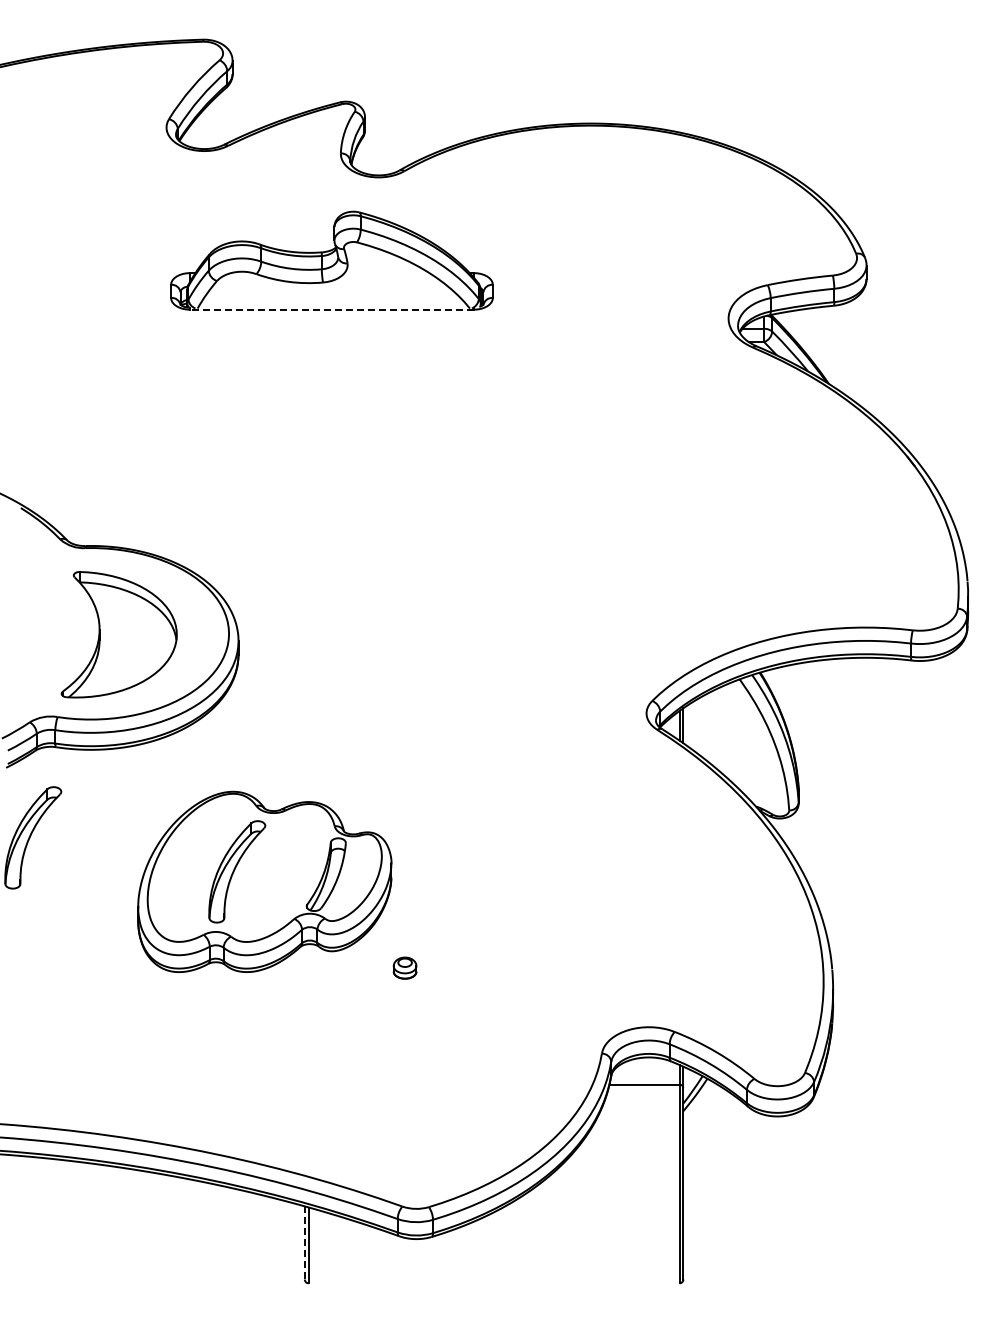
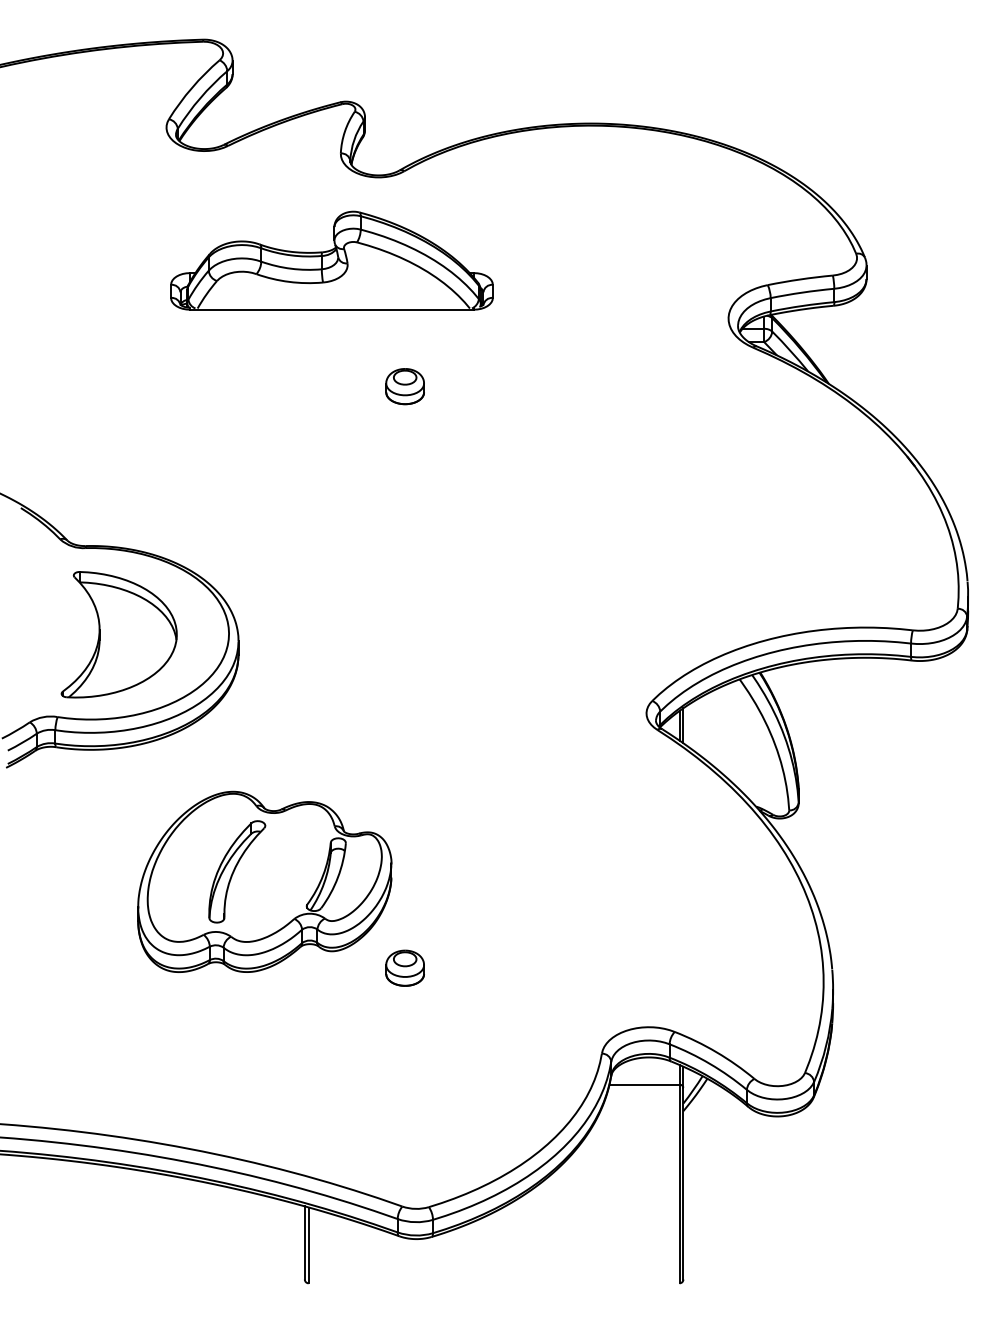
line: dashed -> solid (331, 309)
part: none -> present (404, 386)
part: present -> none (33, 837)
part size: 26x24 px -> 40x38 px (404, 967)
line: dashed -> solid (304, 1242)
